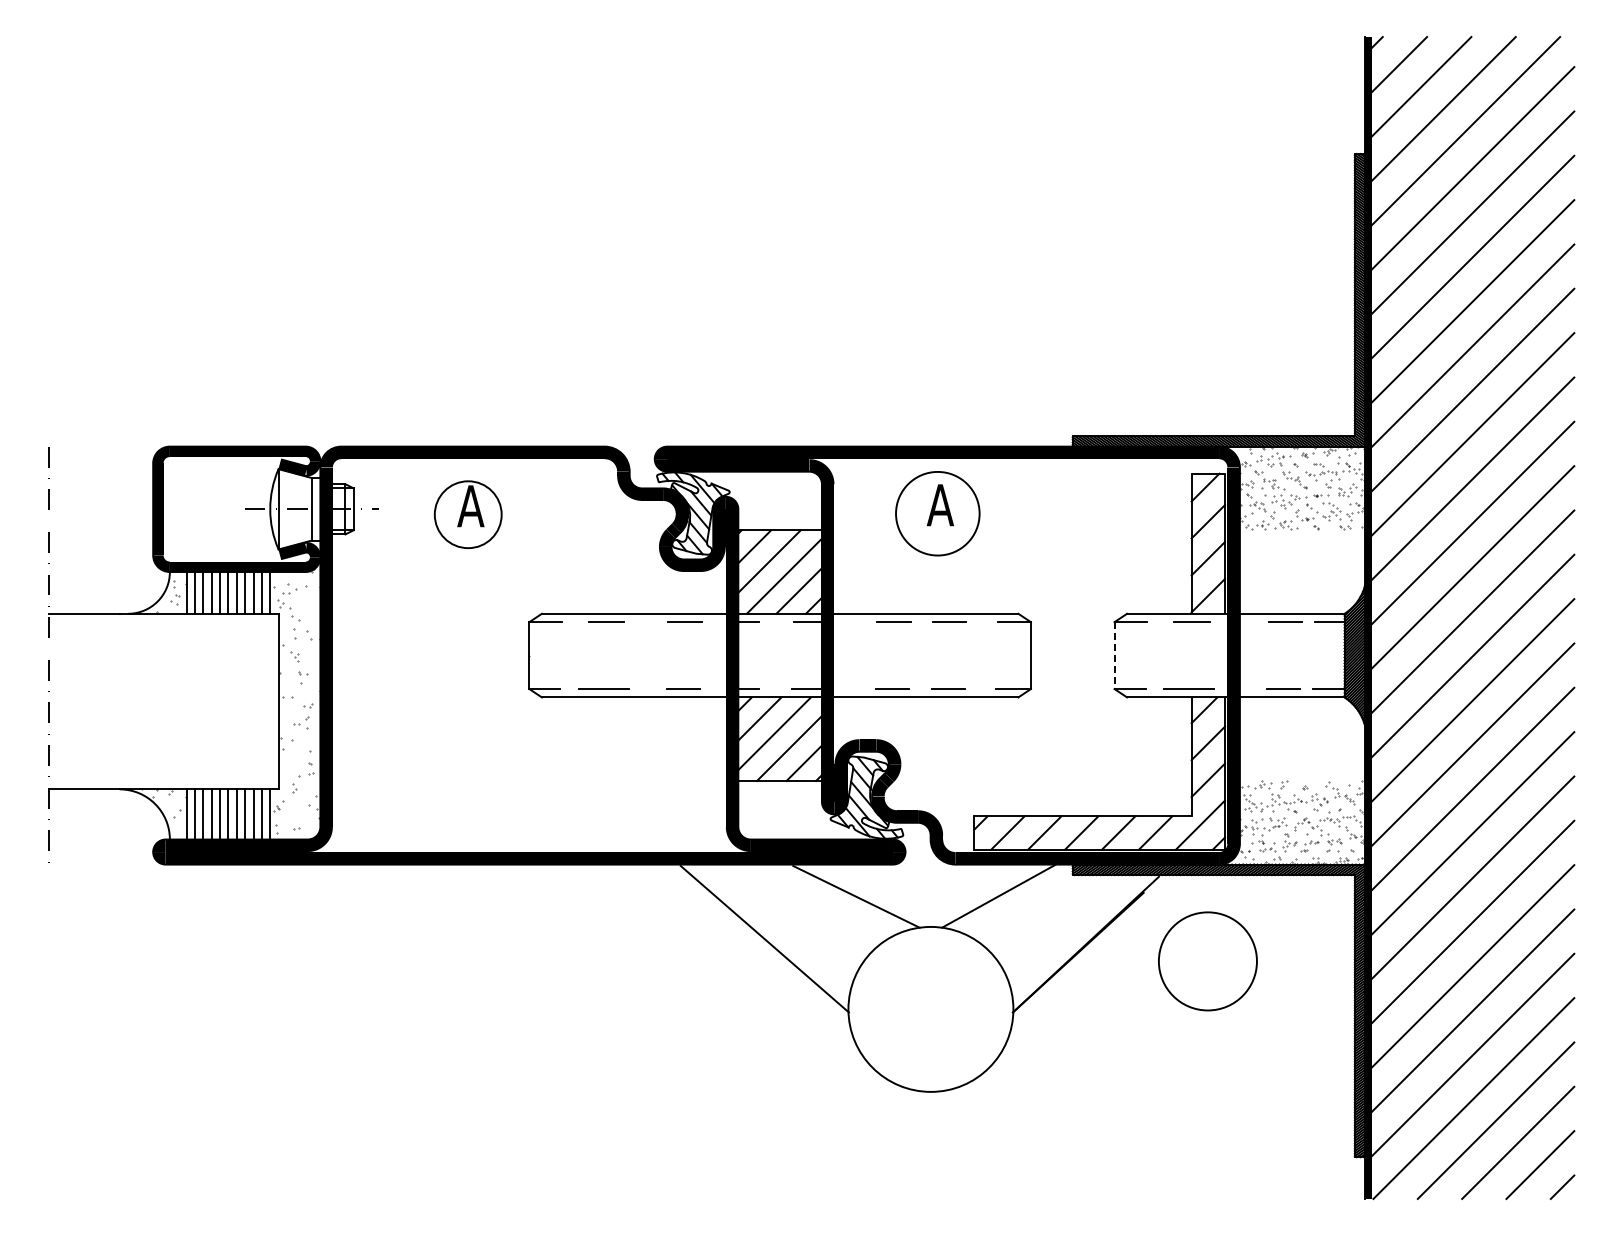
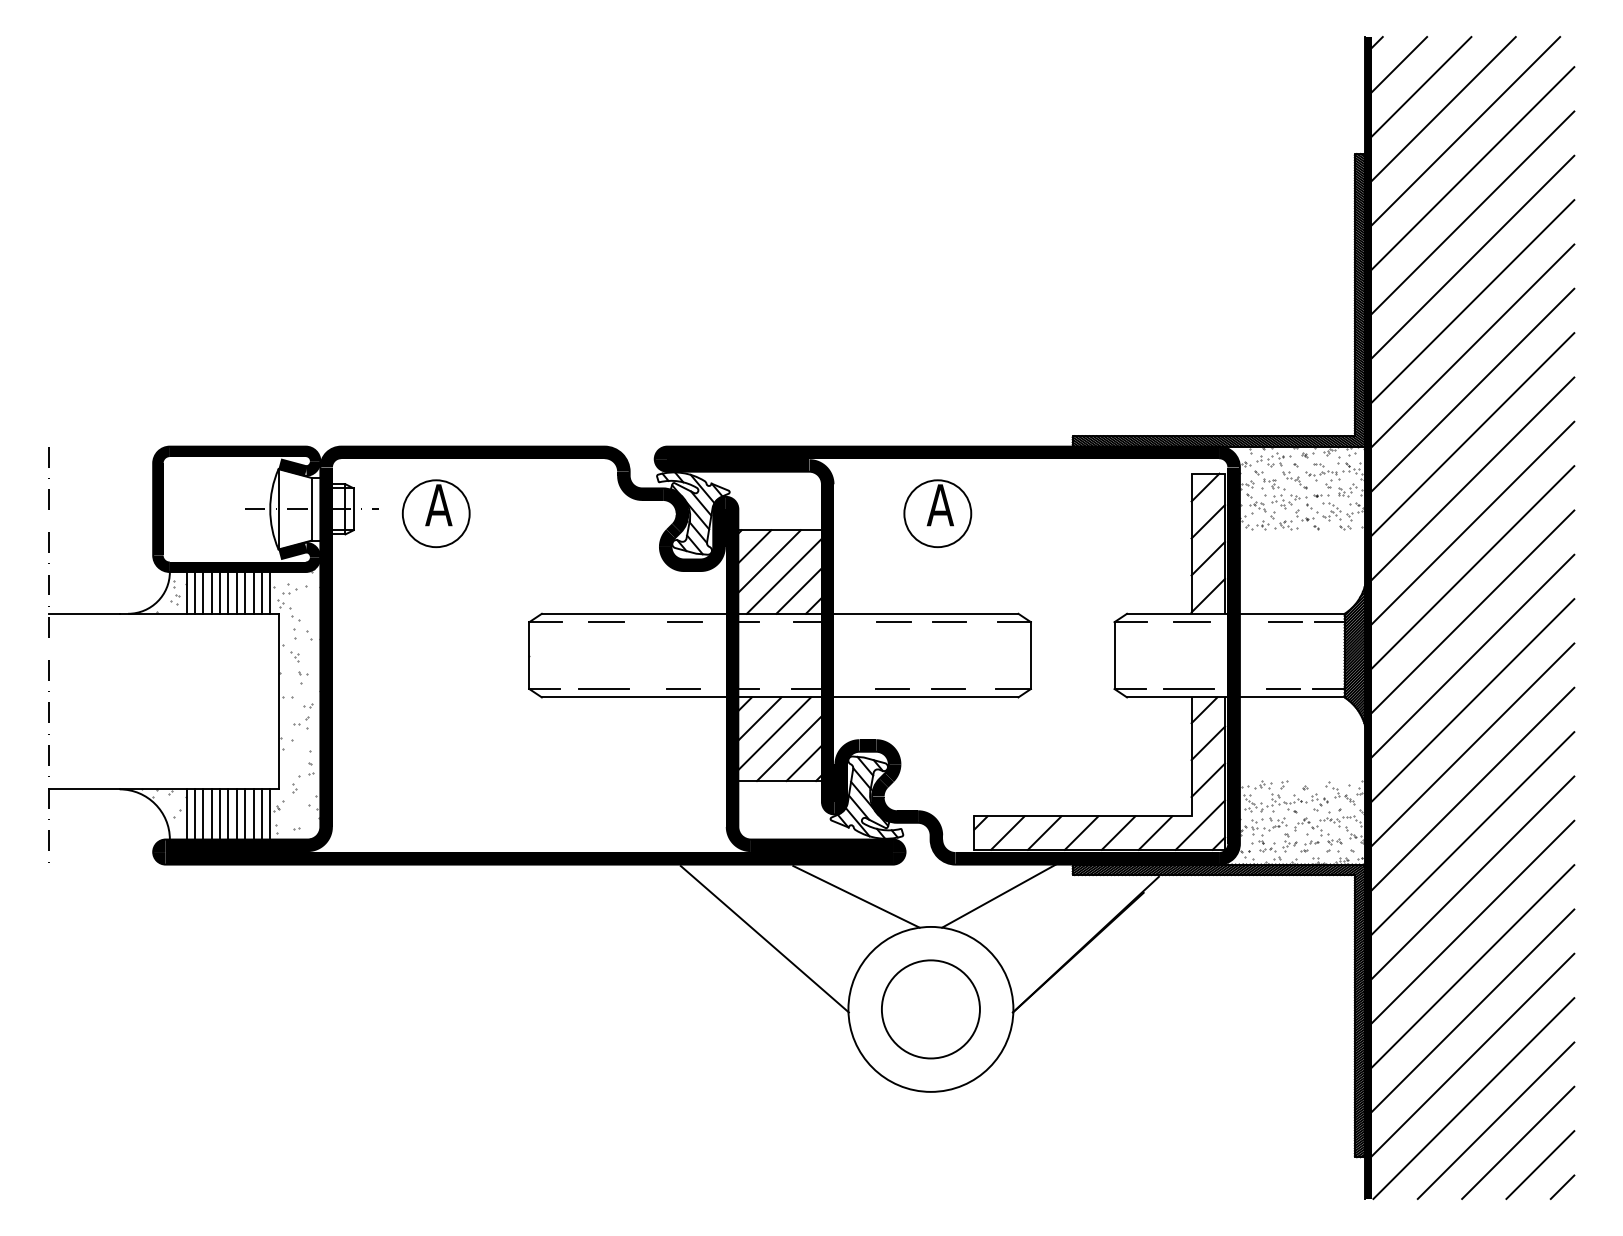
circle diameter: 84 px -> 67 px (937, 513)
part position: (467, 514) -> (435, 513) (435, 513)
line: dashed -> solid (1114, 656)
circle position: (1207, 961) -> (930, 1009) (930, 1009)
